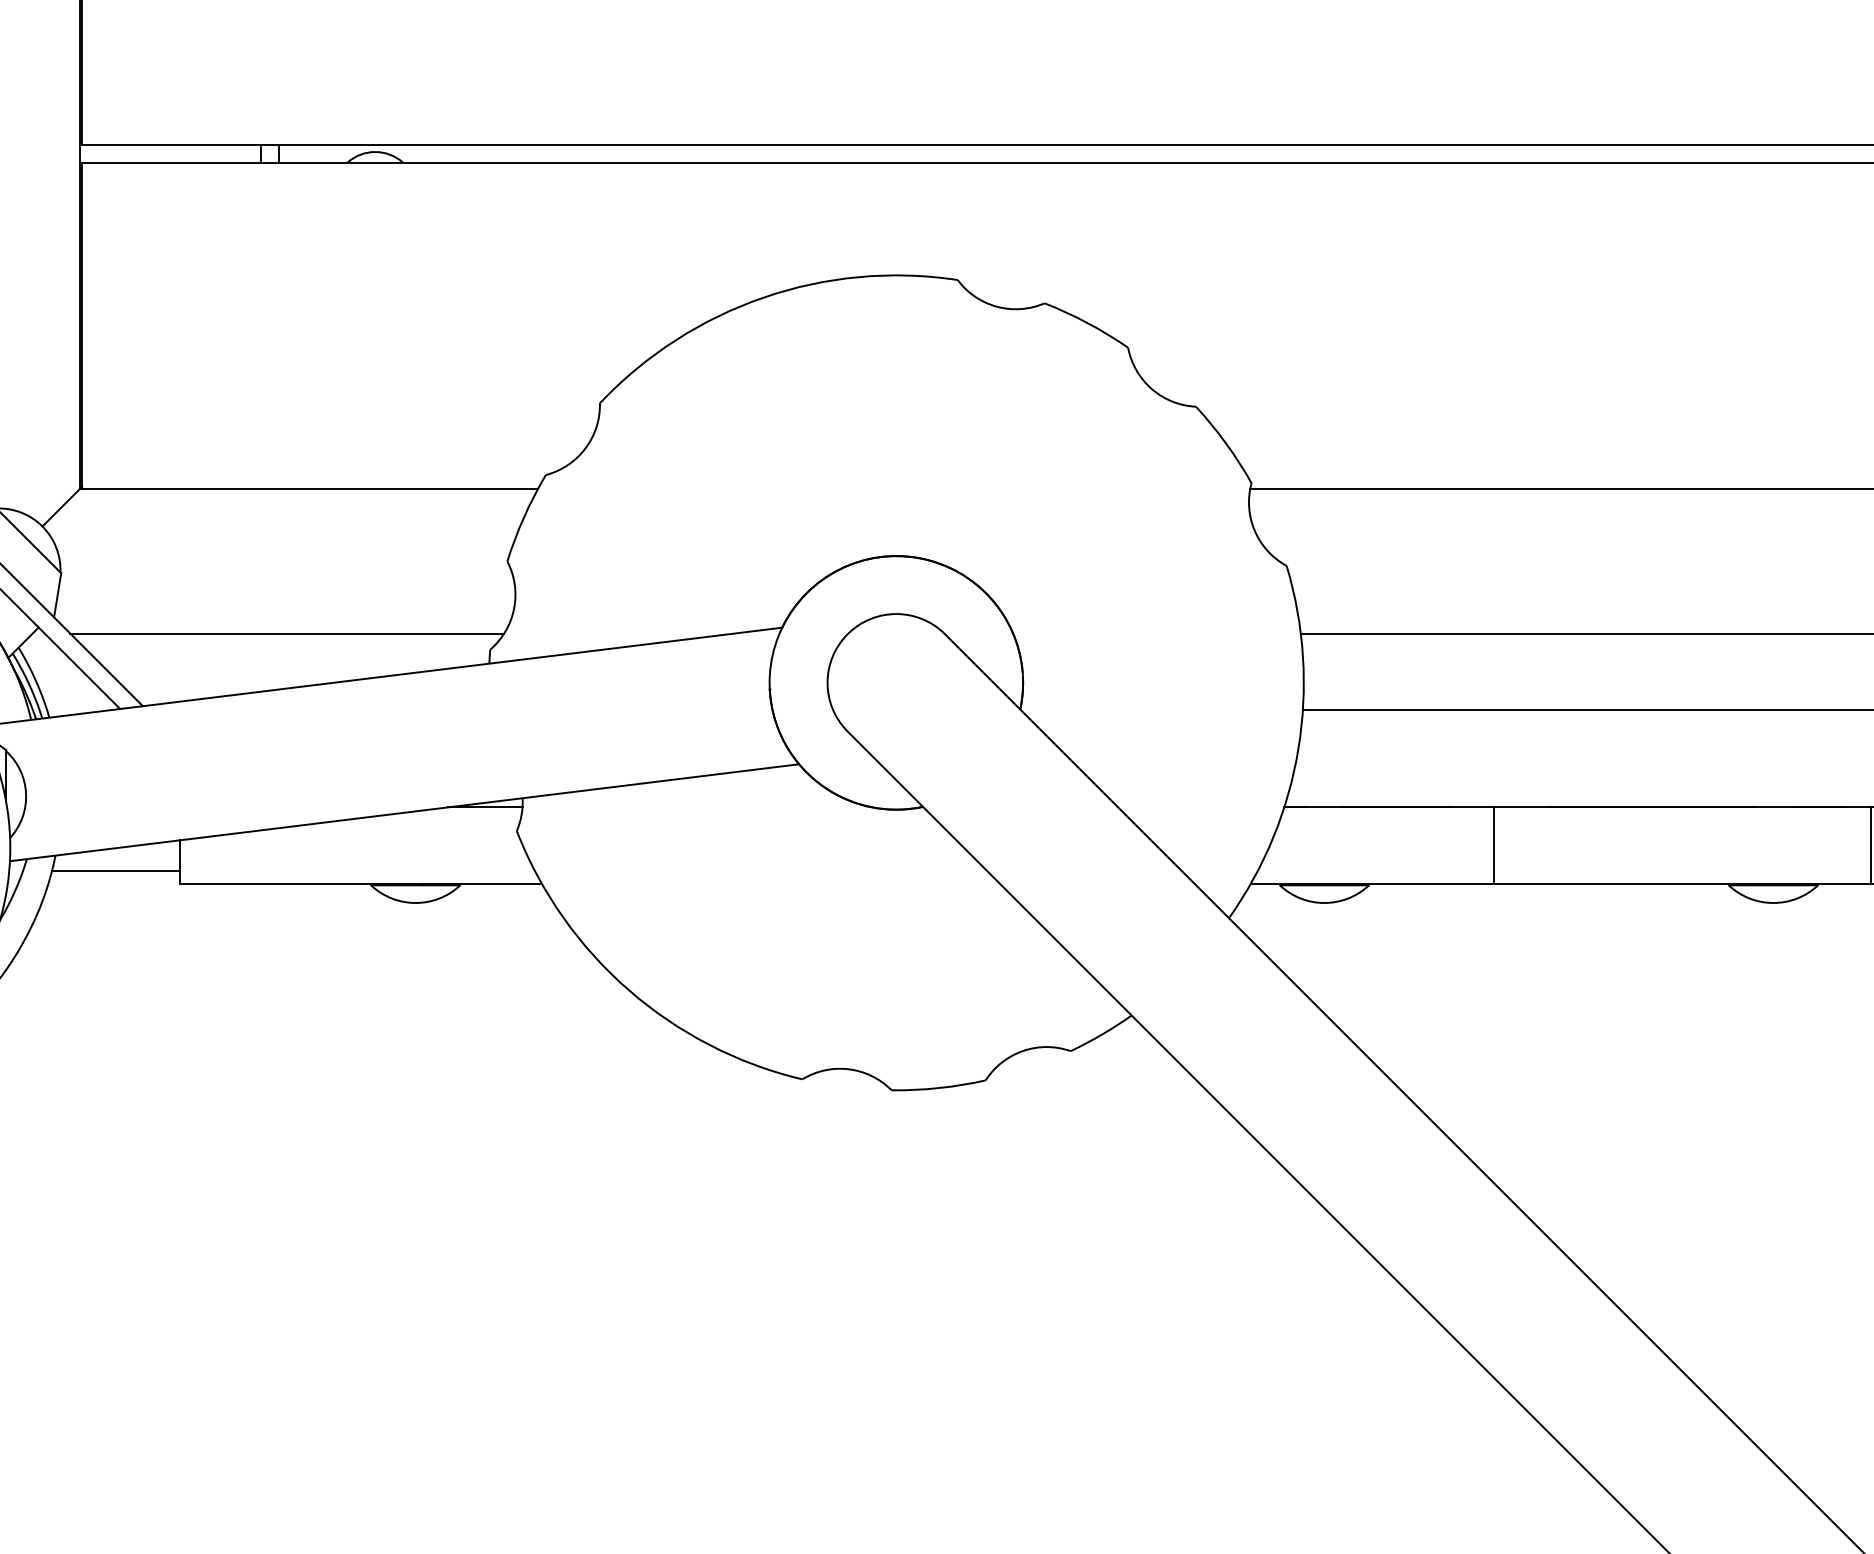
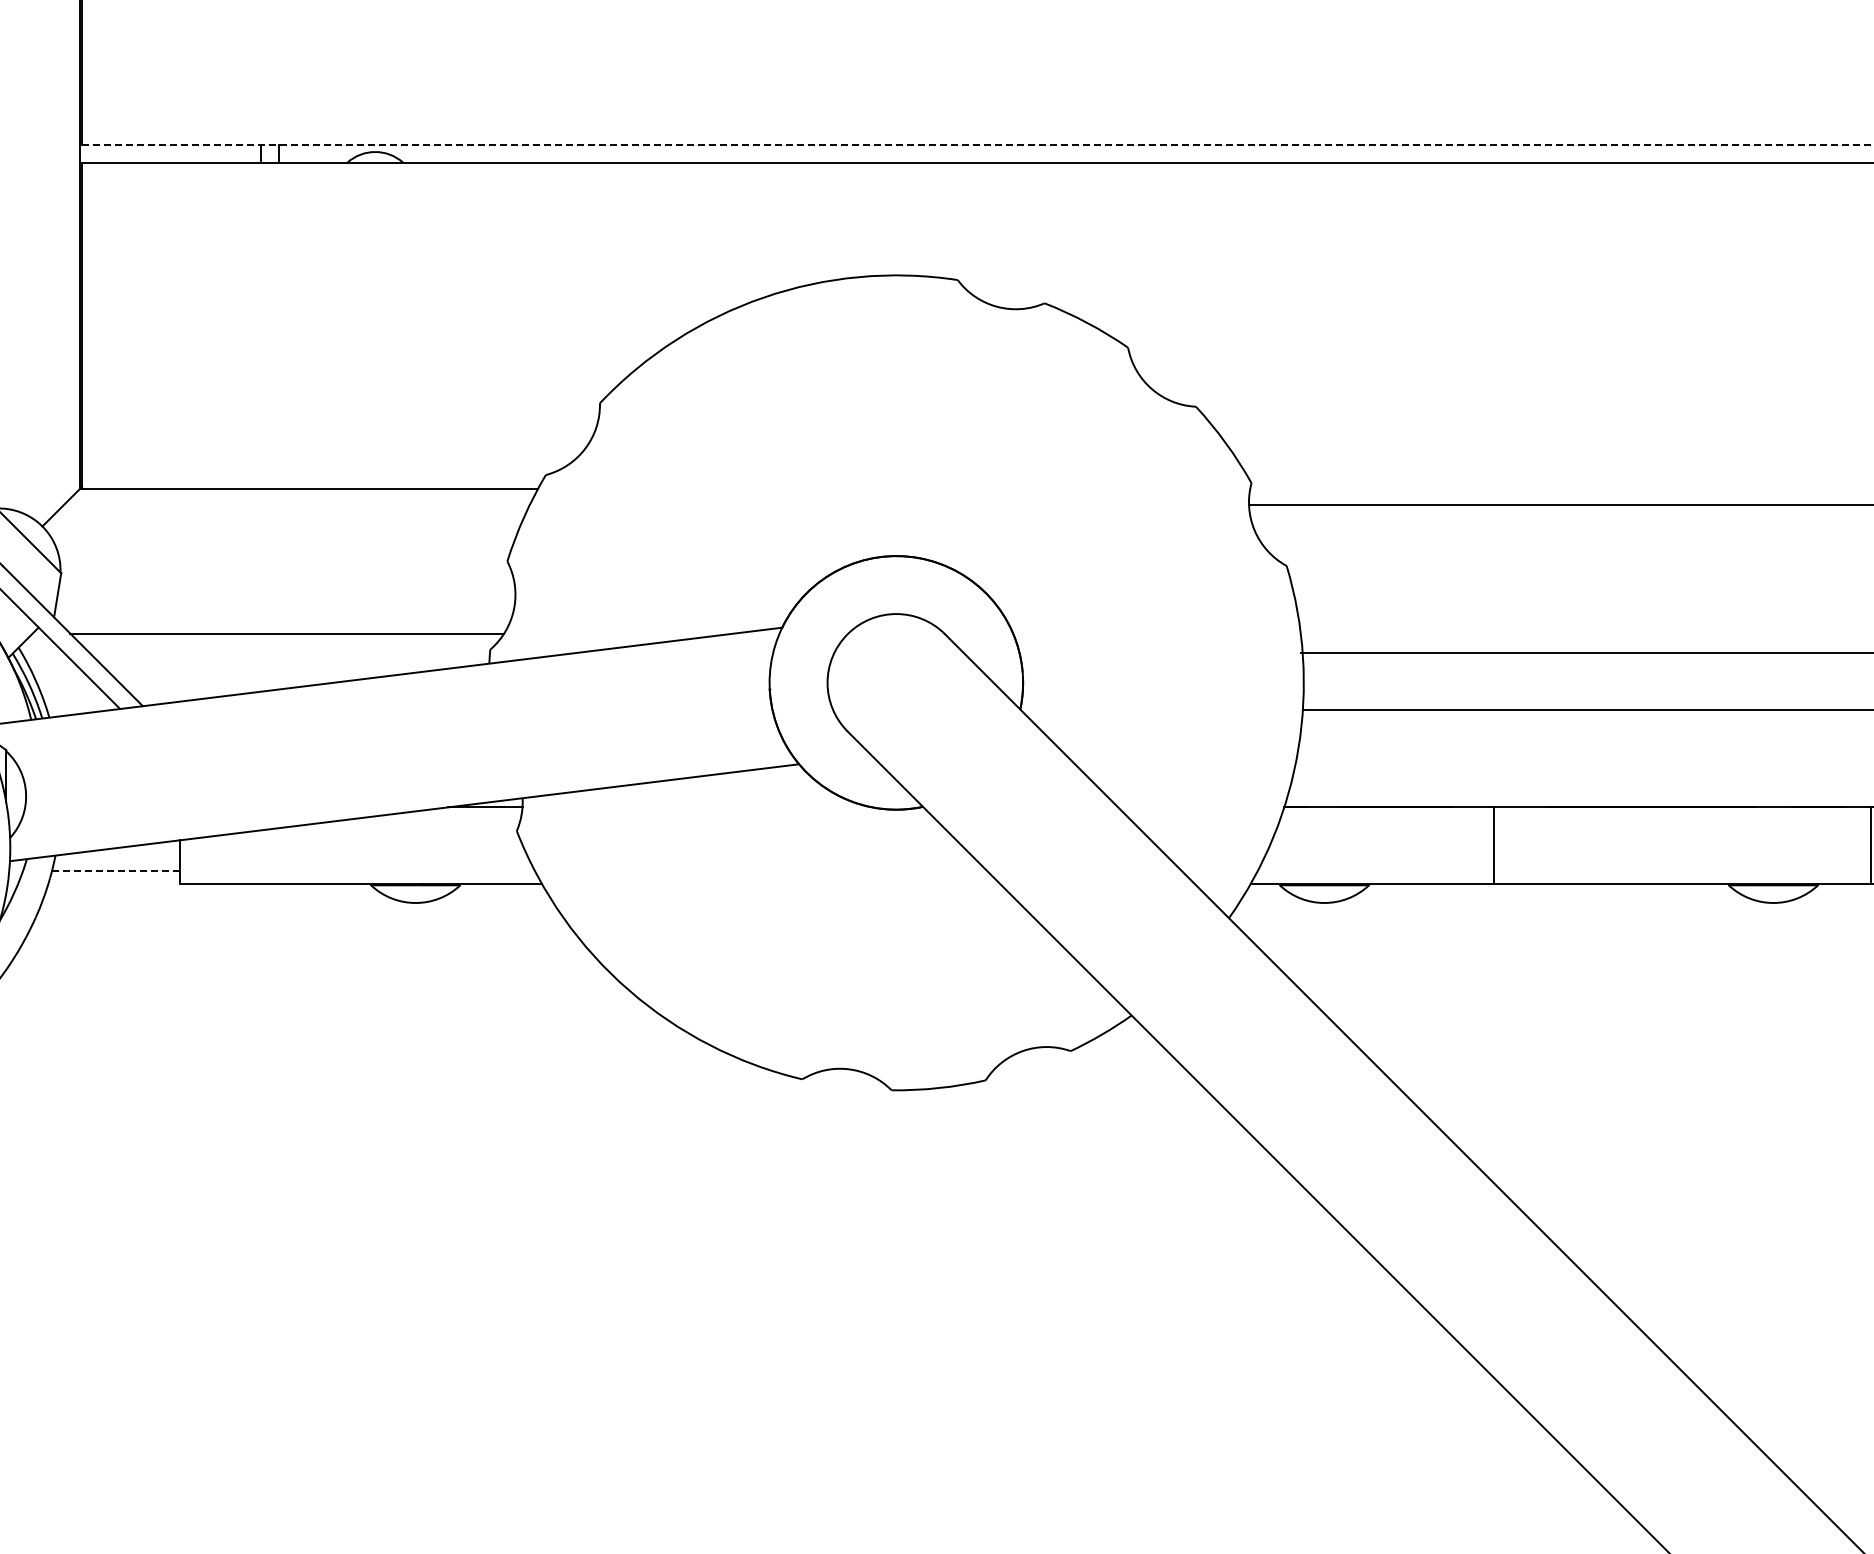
line: solid -> dashed (977, 144)
line position: (1560, 488) -> (1560, 504) (1560, 504)
line position: (1585, 633) -> (1585, 652) (1585, 652)
line: solid -> dashed (115, 870)
